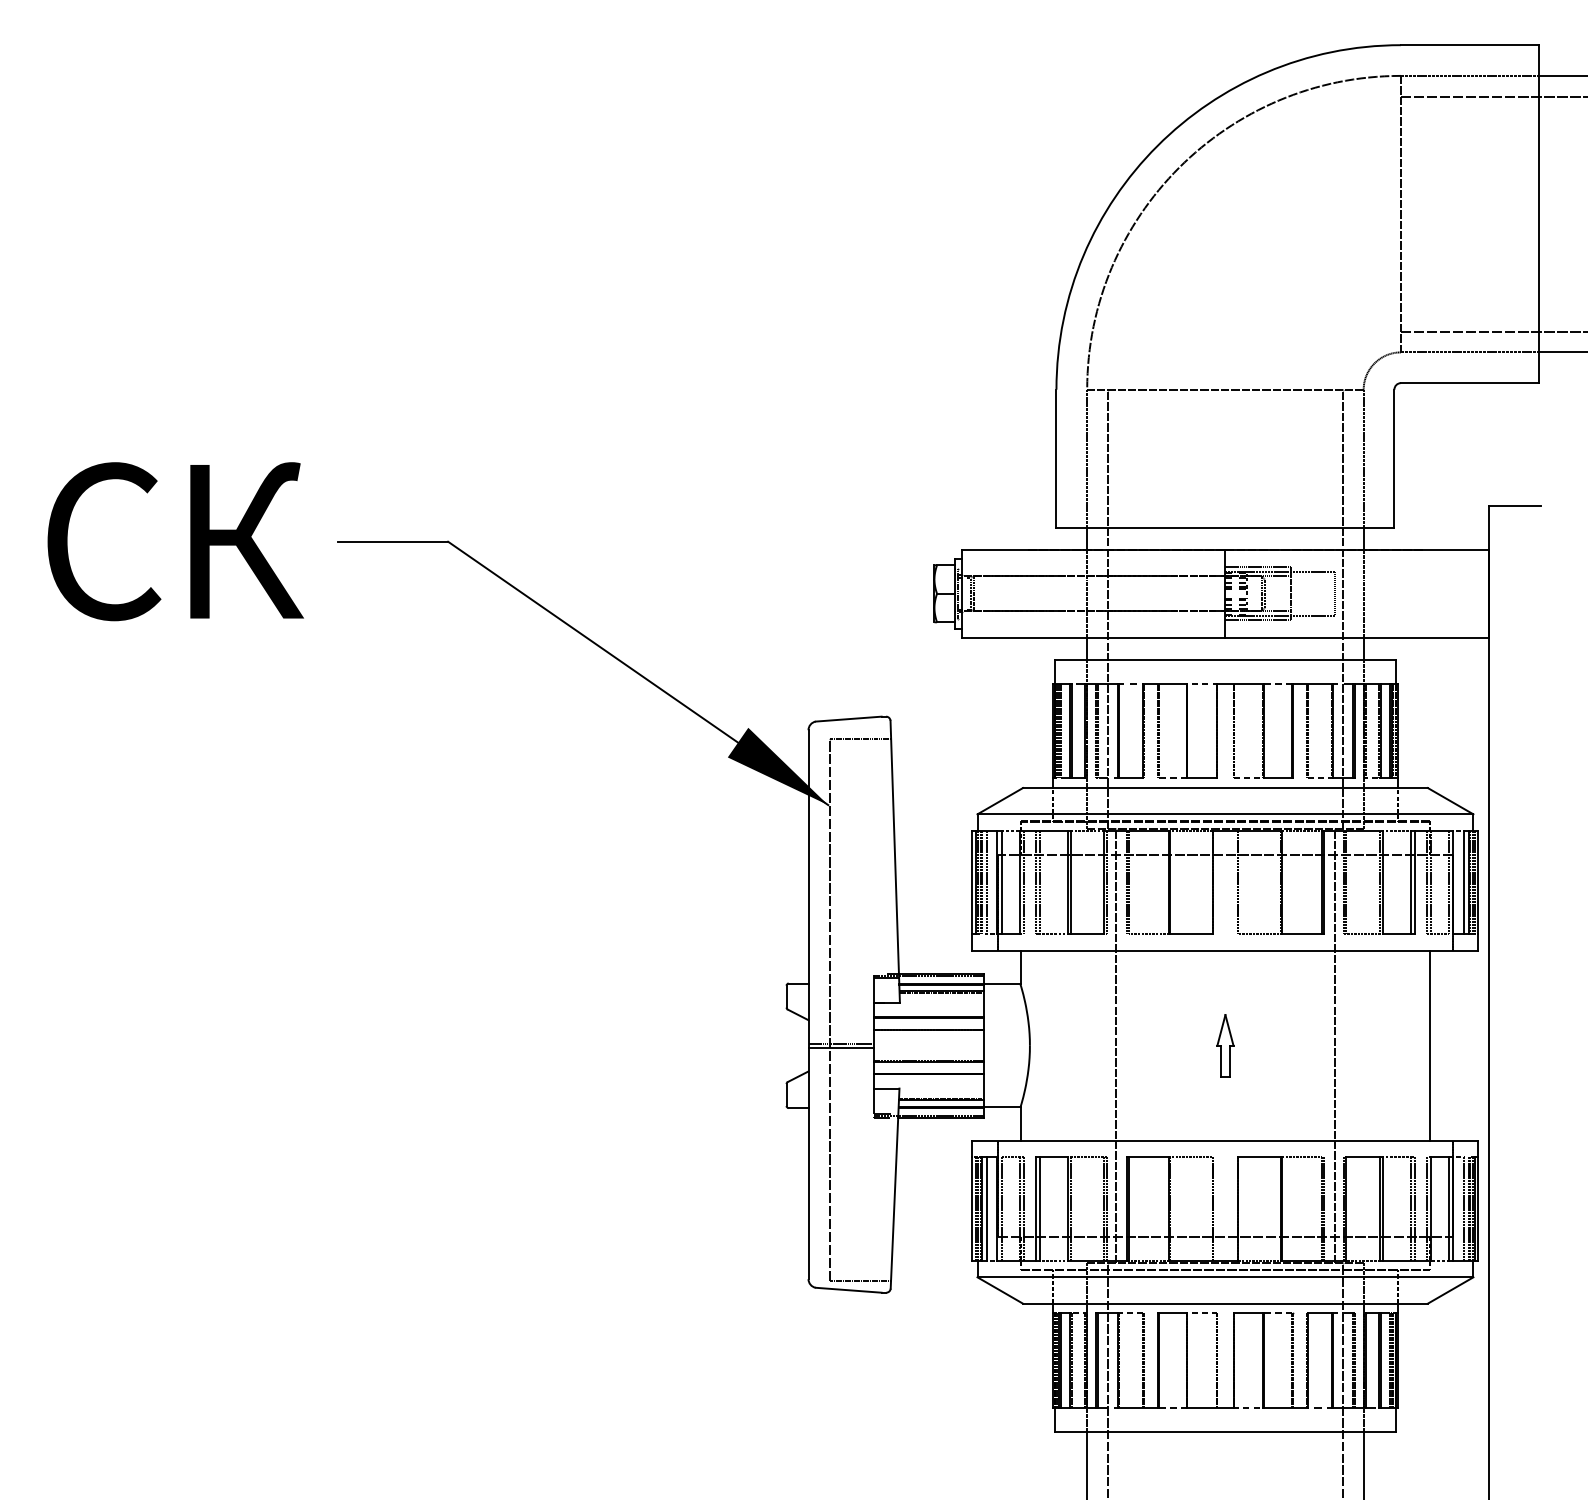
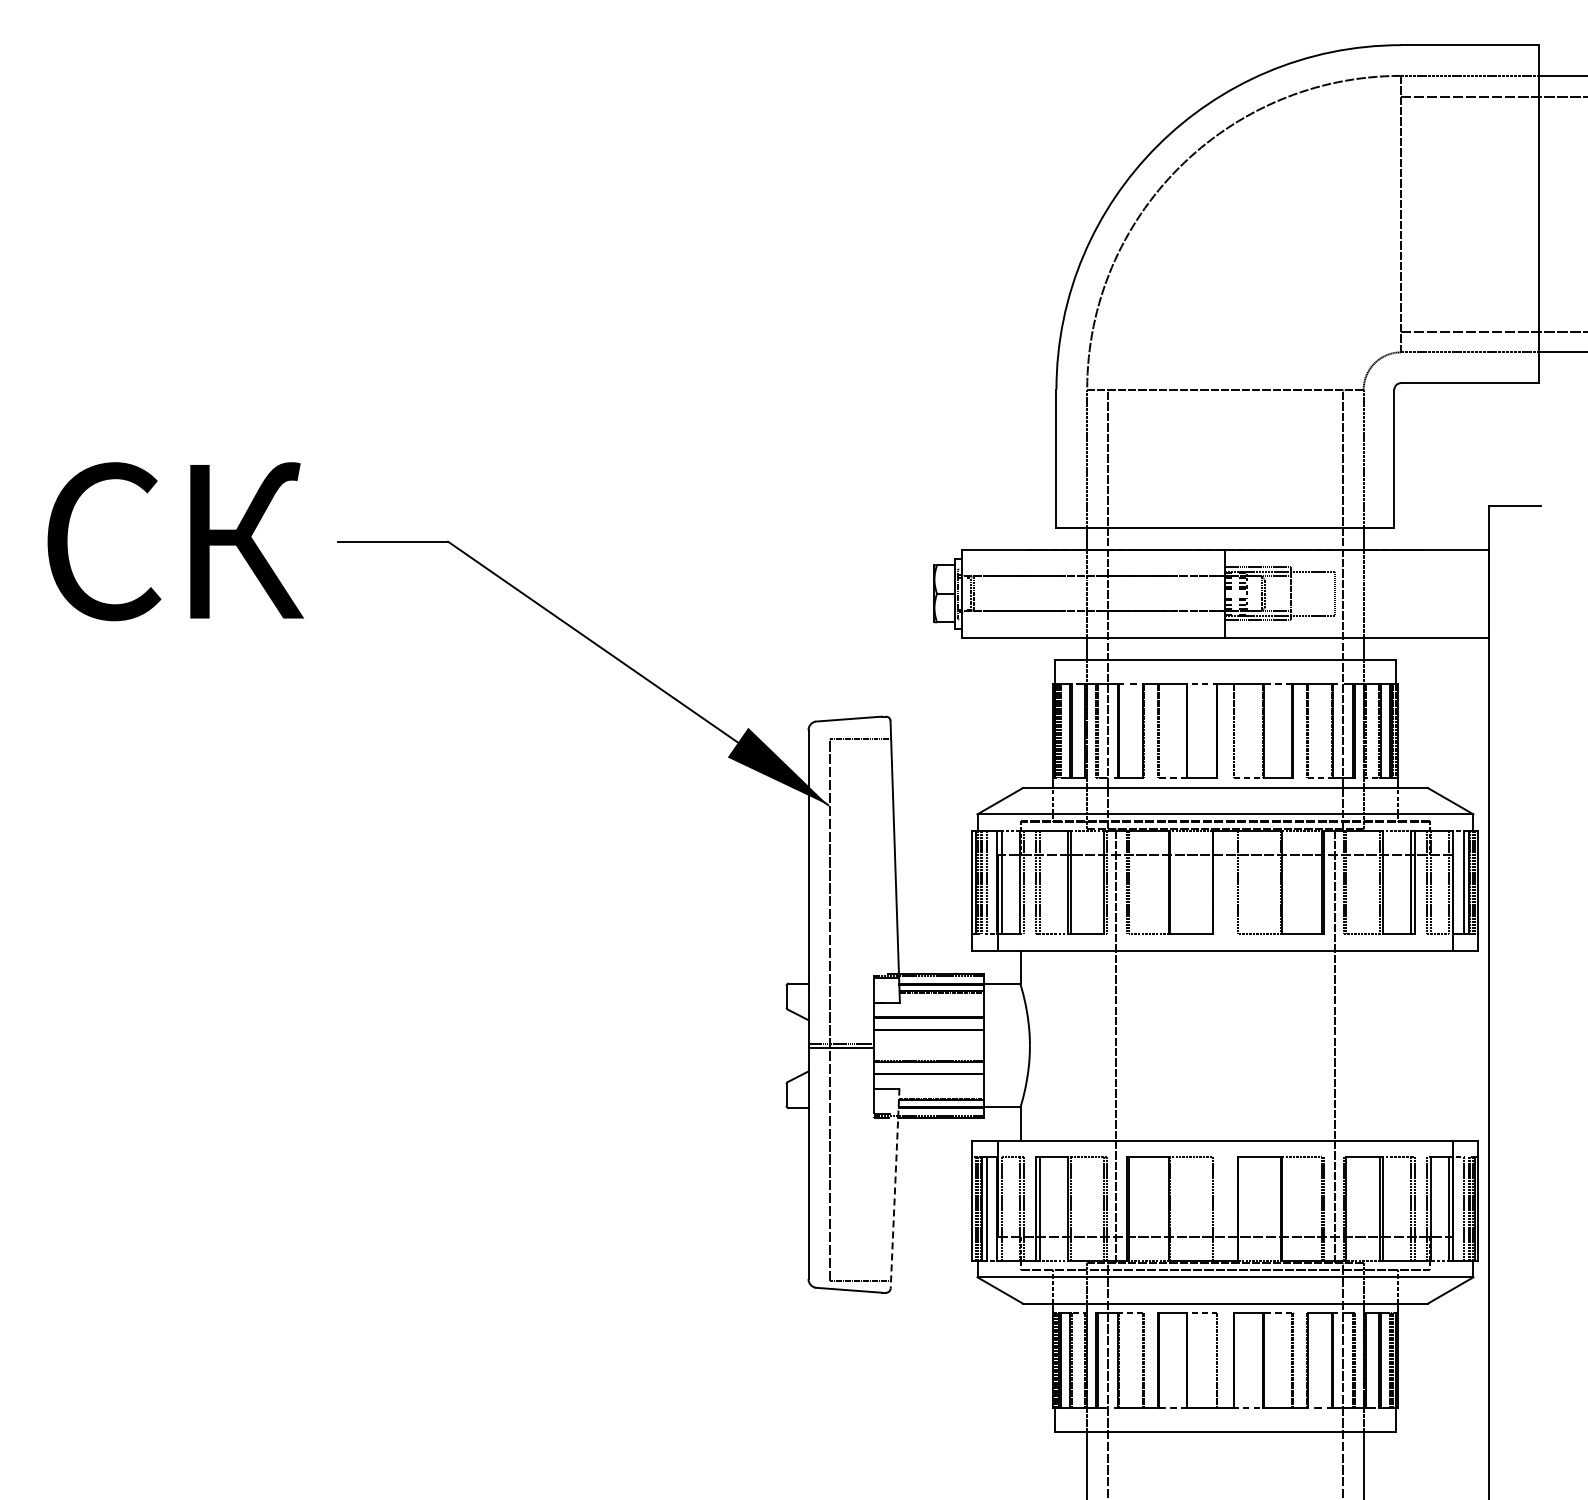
part: present -> none (1225, 1045)
line: present -> none (1430, 1045)
line: solid -> dashed (895, 1189)
